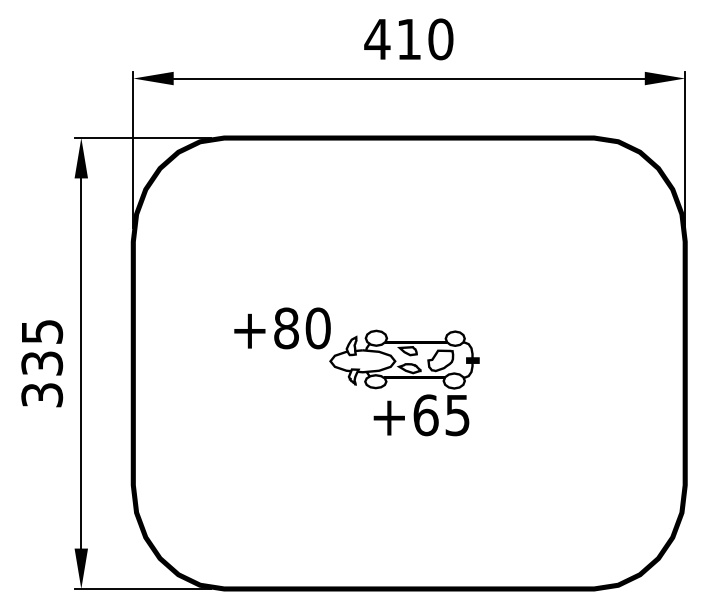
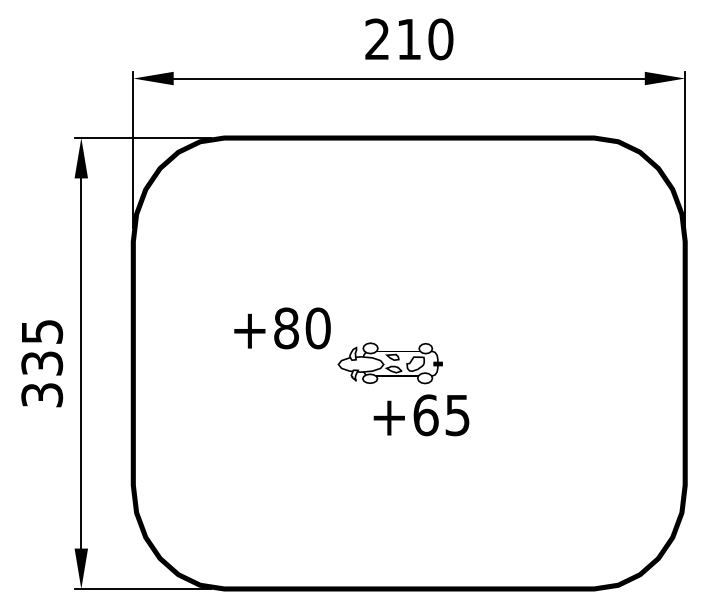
text: 410 -> 210 (377, 38)
part size: 246x130 px -> 169x104 px (358, 371)
